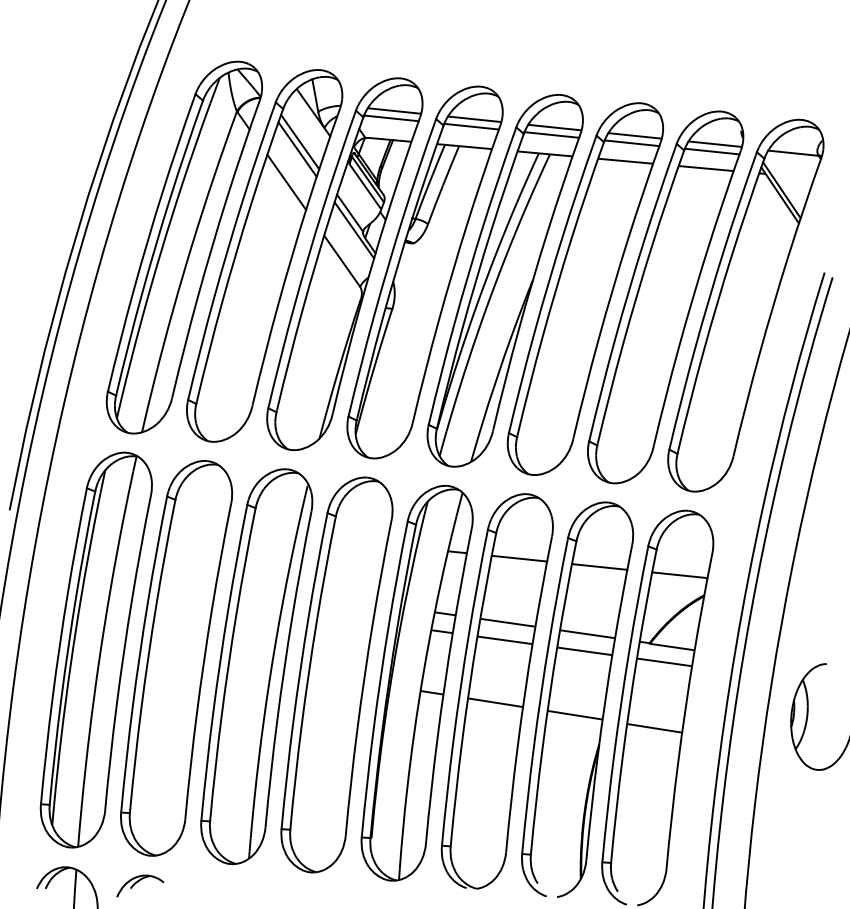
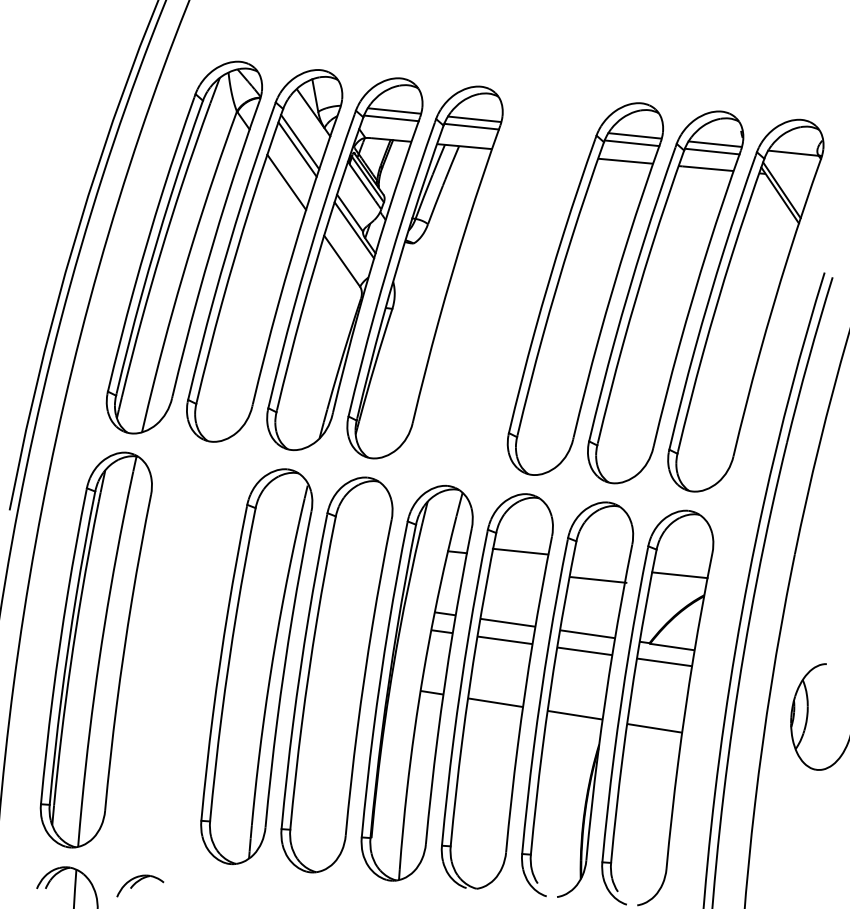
part: present -> none (504, 280)
line position: (519, 558) -> (520, 551) (520, 551)
line position: (599, 566) -> (598, 579) (598, 579)
part: present -> none (176, 658)
